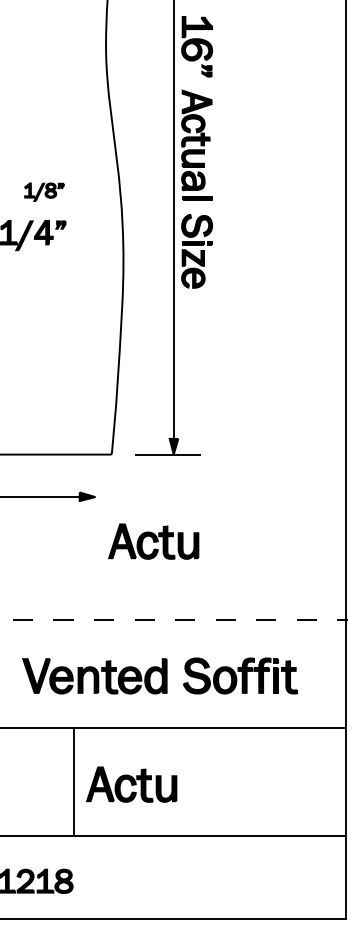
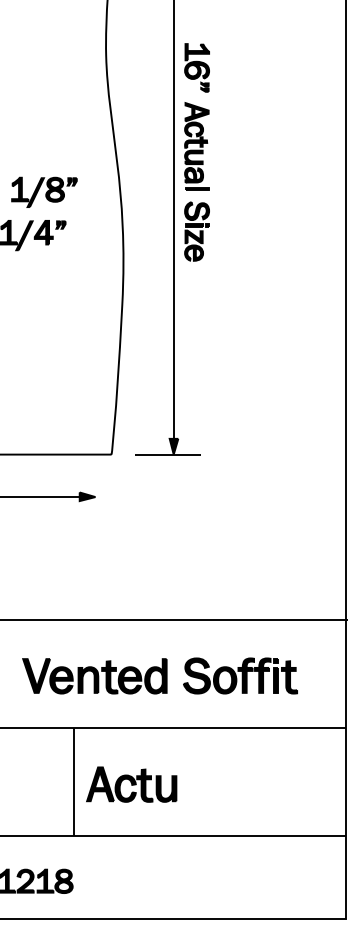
part size: 32x273 px -> 26x219 px (196, 152)
part size: 41x20 px -> 67x32 px (44, 191)
part: present -> none (153, 541)
line: dashed -> solid (174, 619)
